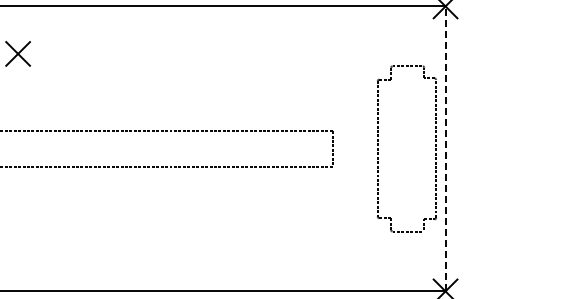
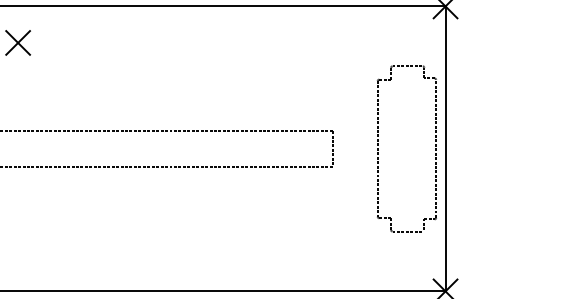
part position: (17, 53) -> (17, 42) (17, 42)
line: dashed -> solid (445, 148)
